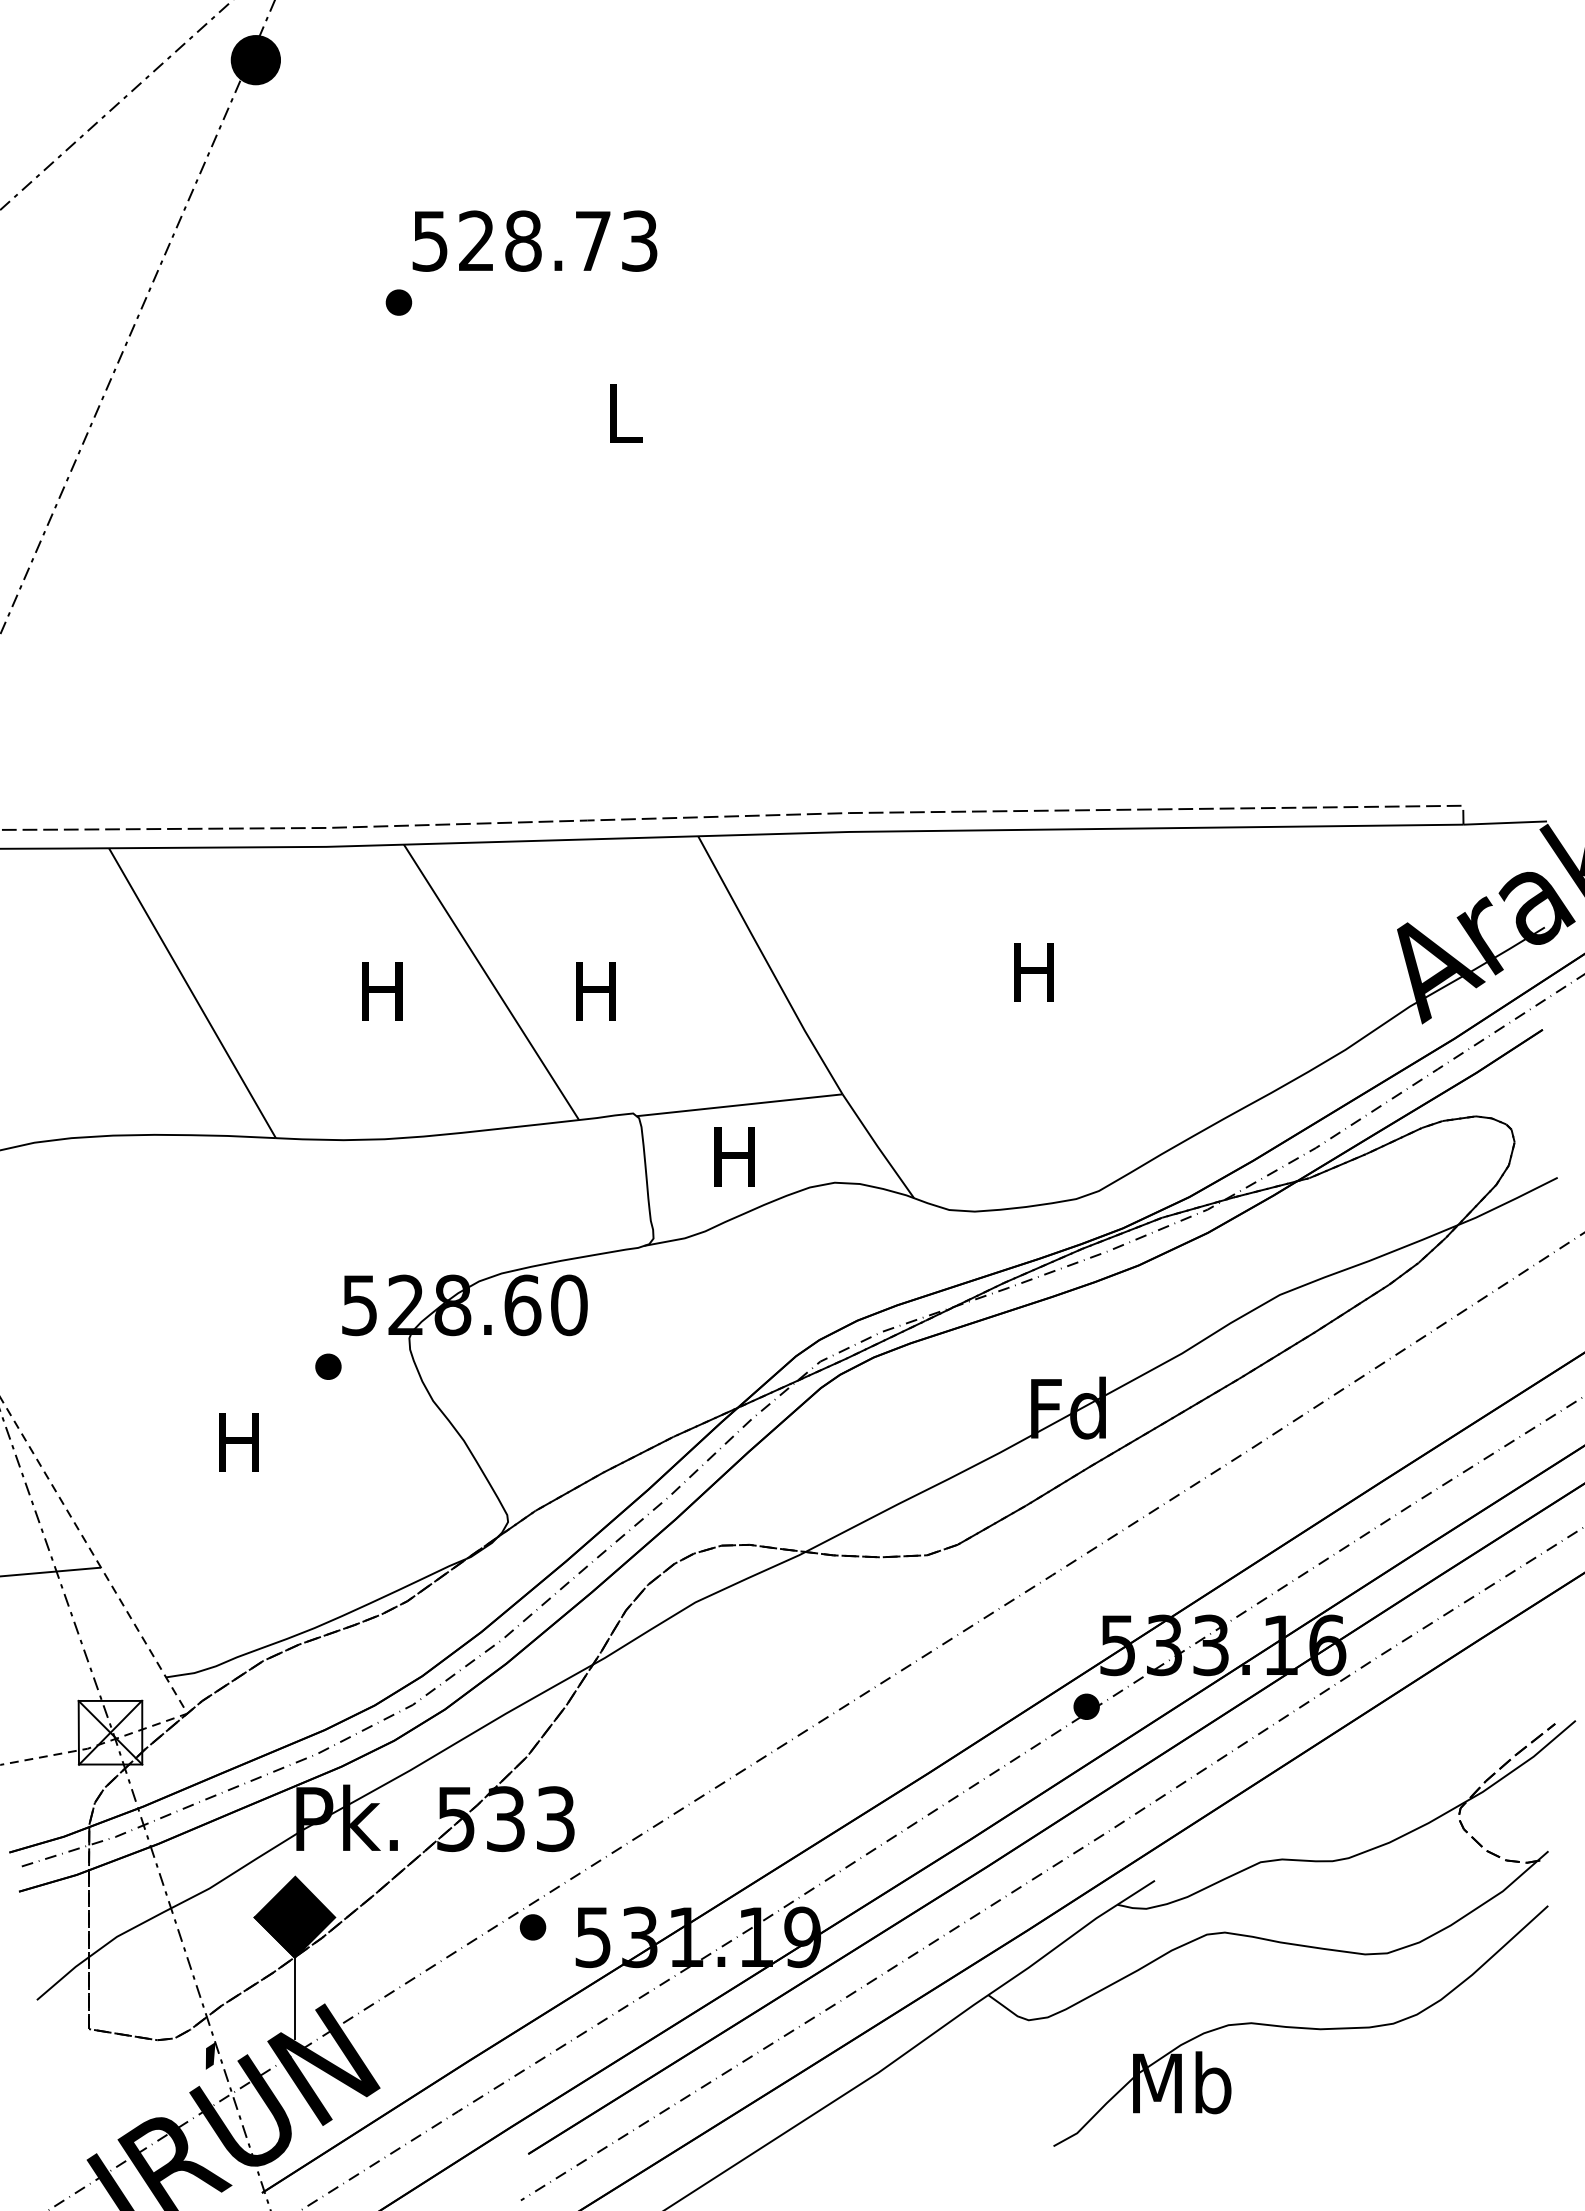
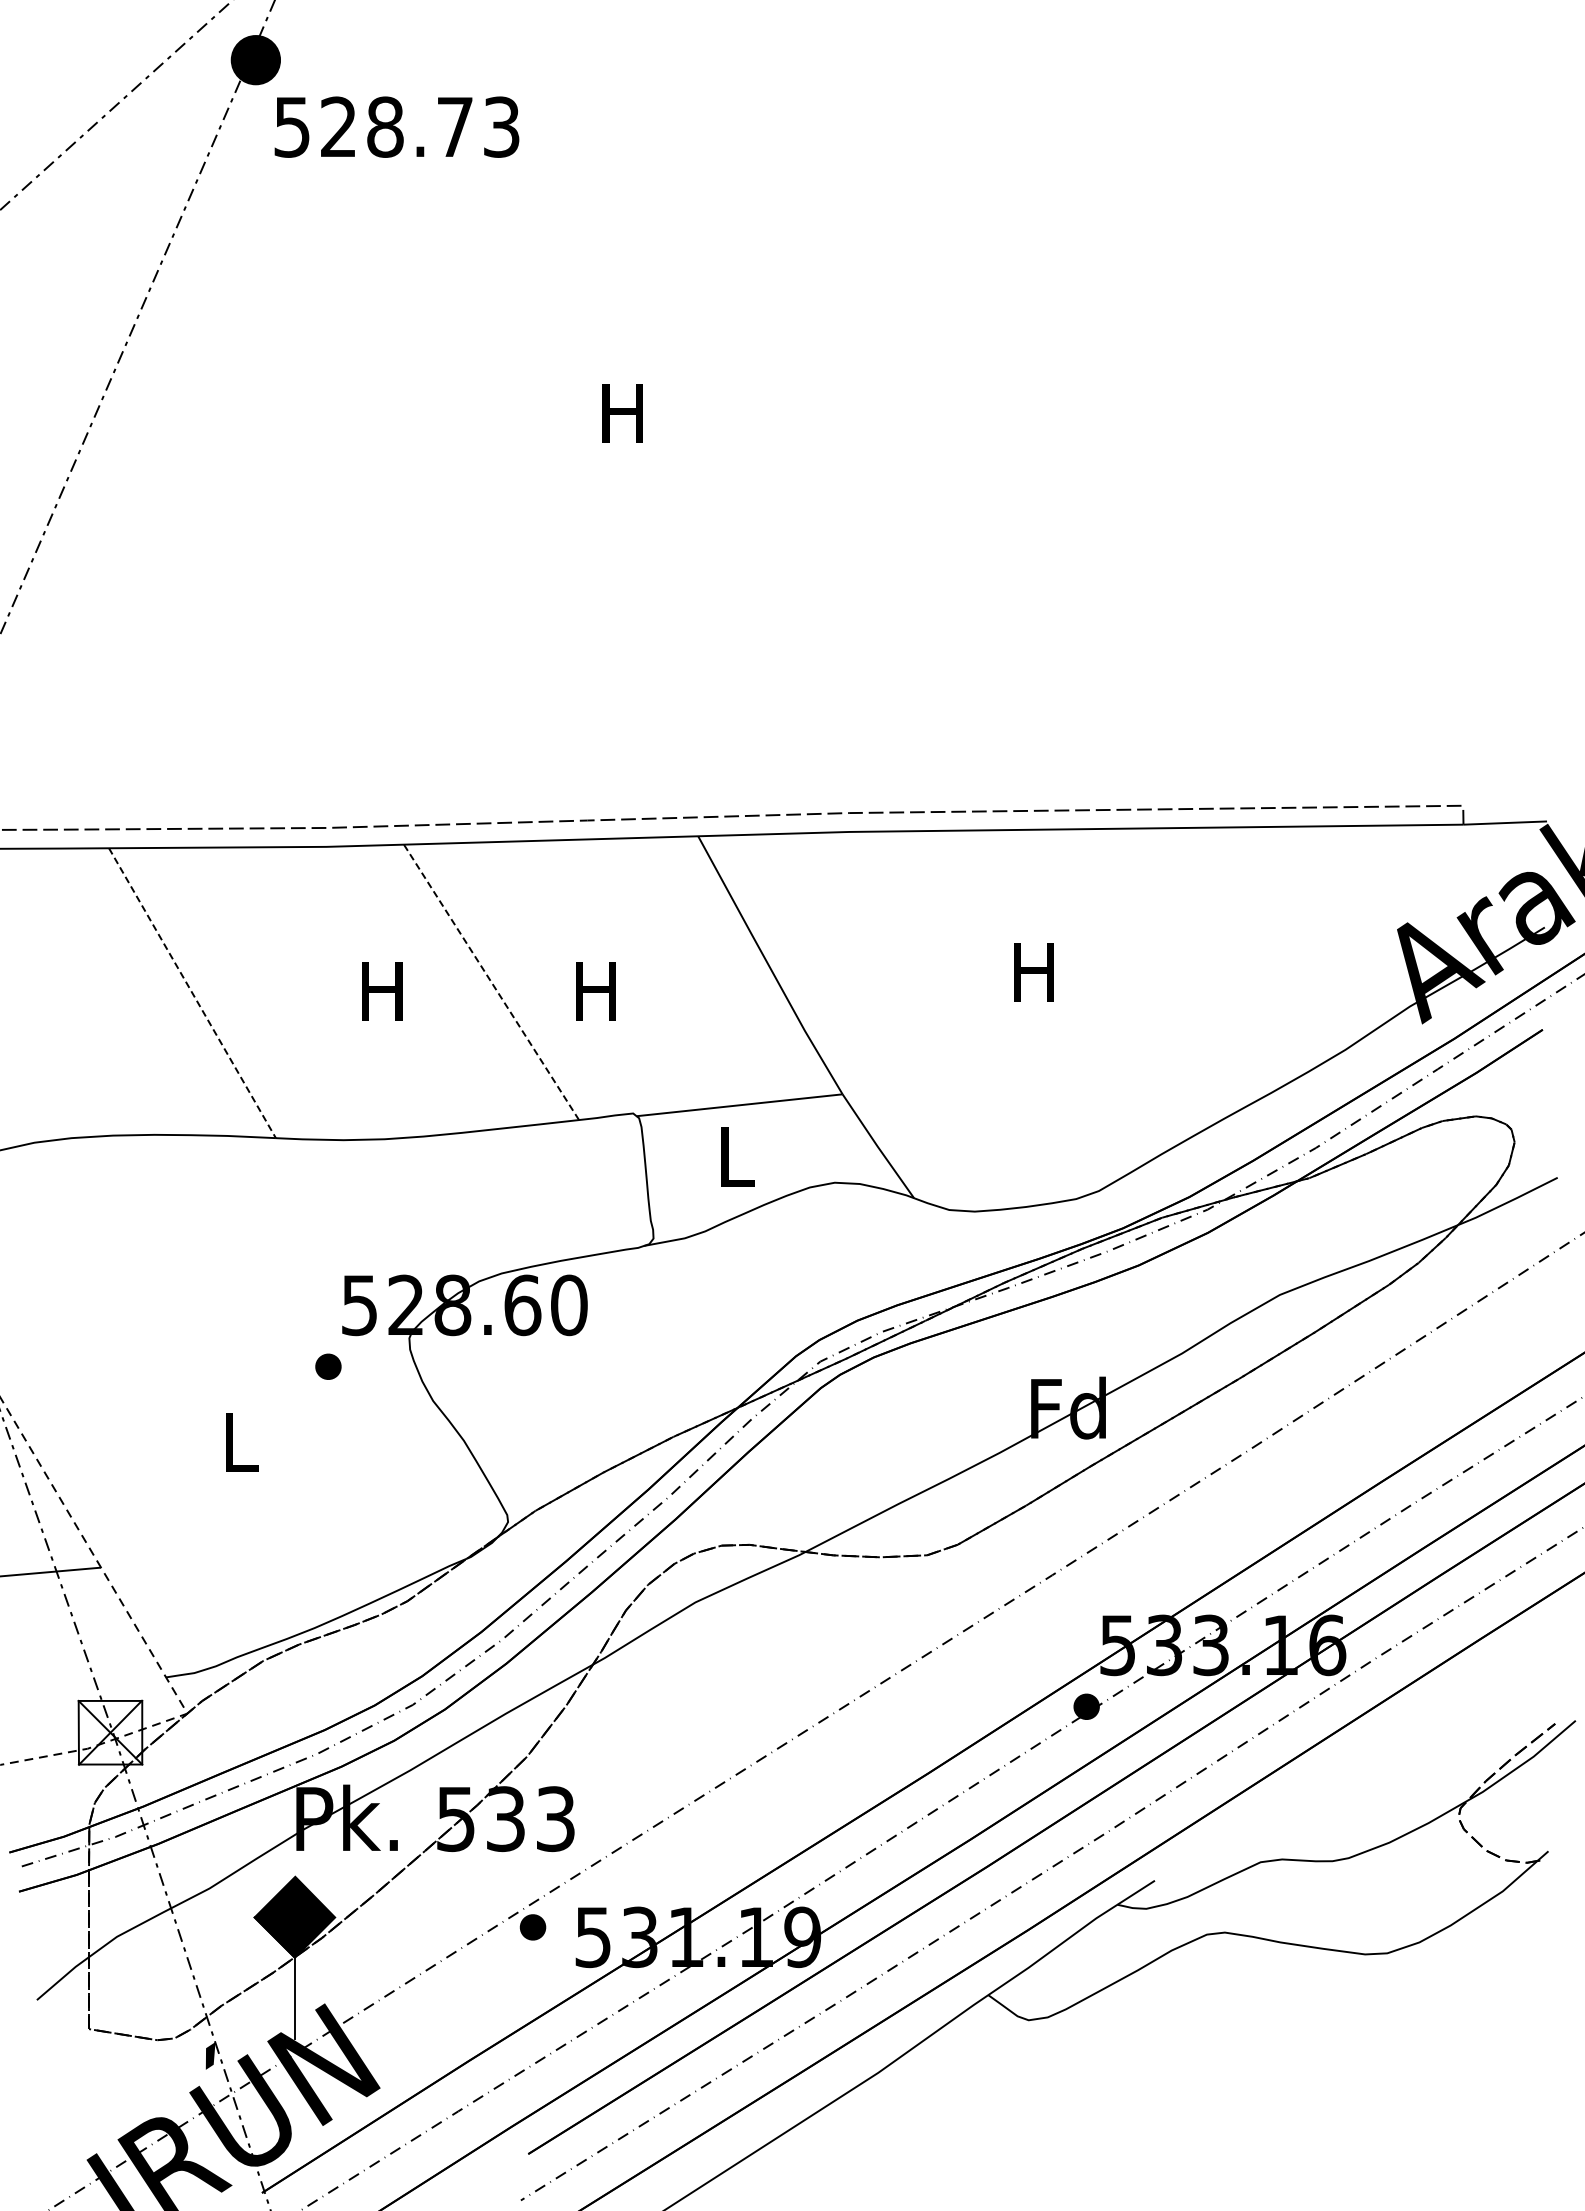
text position: (534, 240) -> (396, 126) (396, 126)
part: present -> none (398, 302)
text: L -> H (622, 413)
line: solid -> dashed (491, 981)
line: solid -> dashed (192, 993)
text: H -> L (734, 1156)
text: H -> L (238, 1442)
part: present -> none (1300, 2025)
